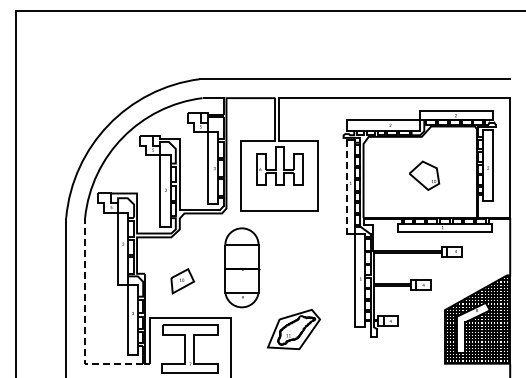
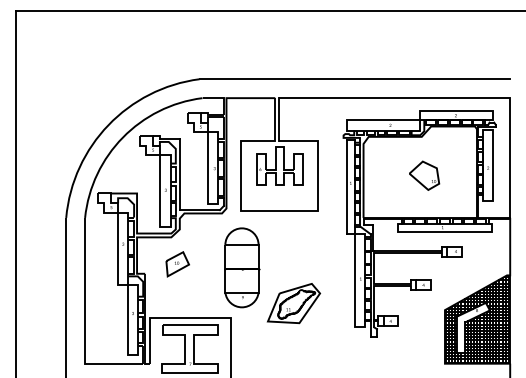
line: dashed -> solid (346, 186)
part position: (182, 281) -> (177, 264) (177, 264)
line: dashed -> solid (85, 320)
part position: (293, 329) -> (293, 303) (293, 303)
